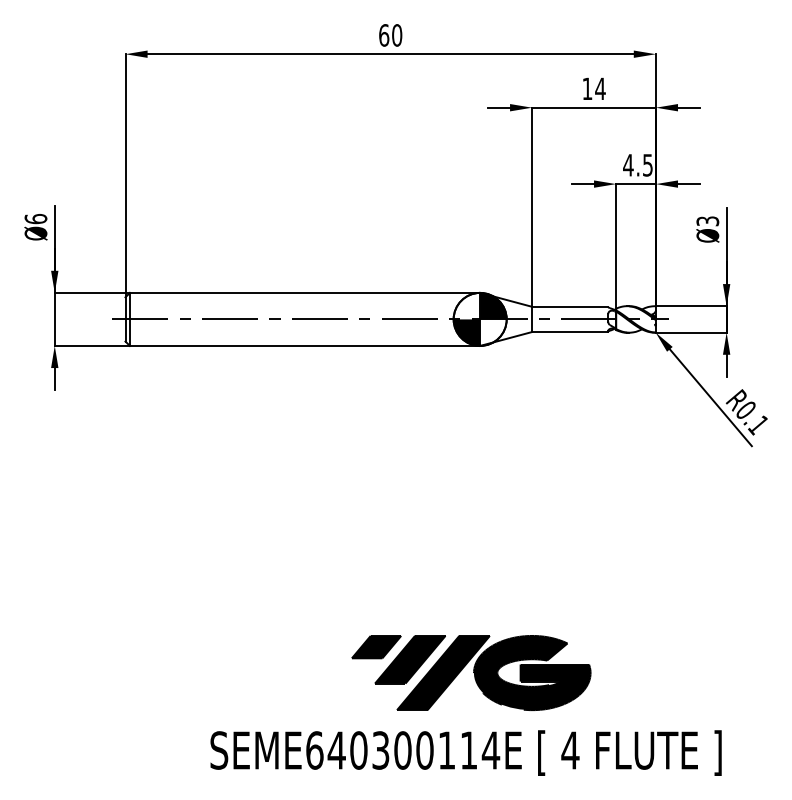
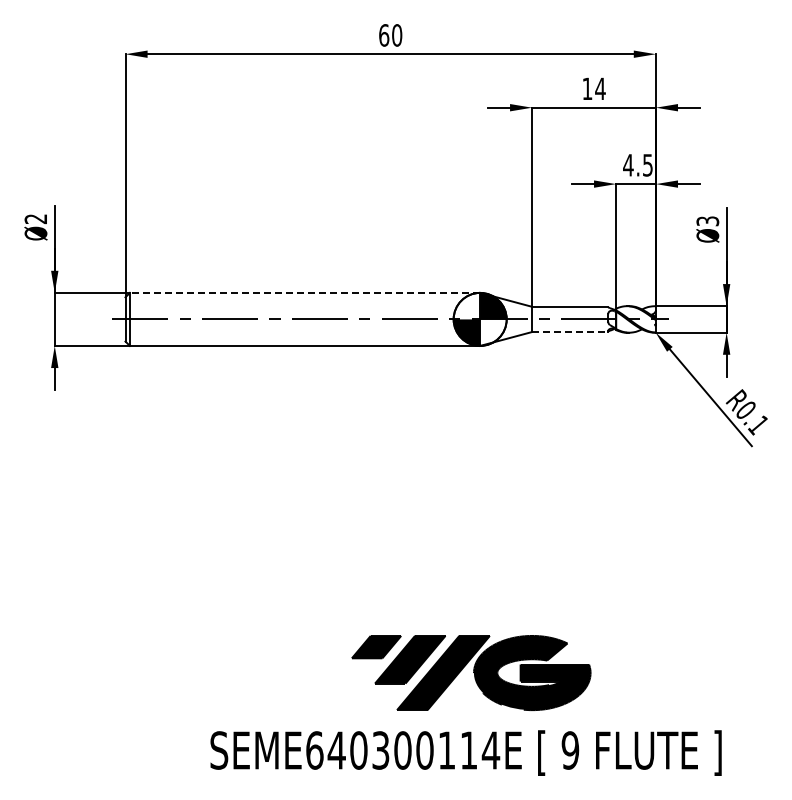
text: Ø6 -> Ø2 (35, 218)
line: solid -> dashed (304, 292)
line: solid -> dashed (570, 332)
text: 4 -> 9 (570, 750)
